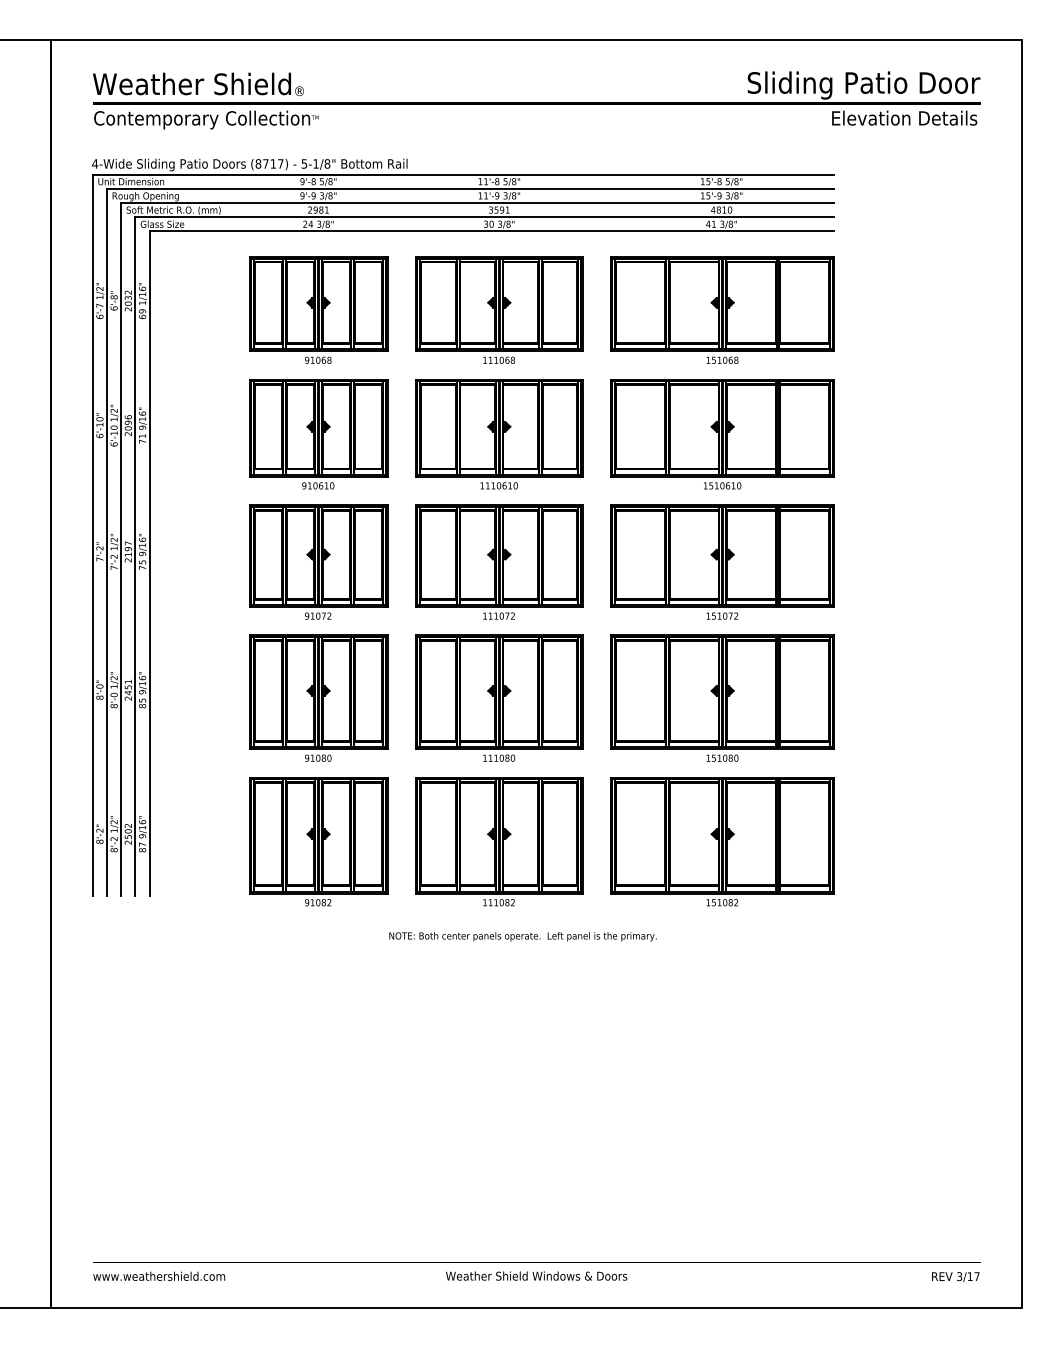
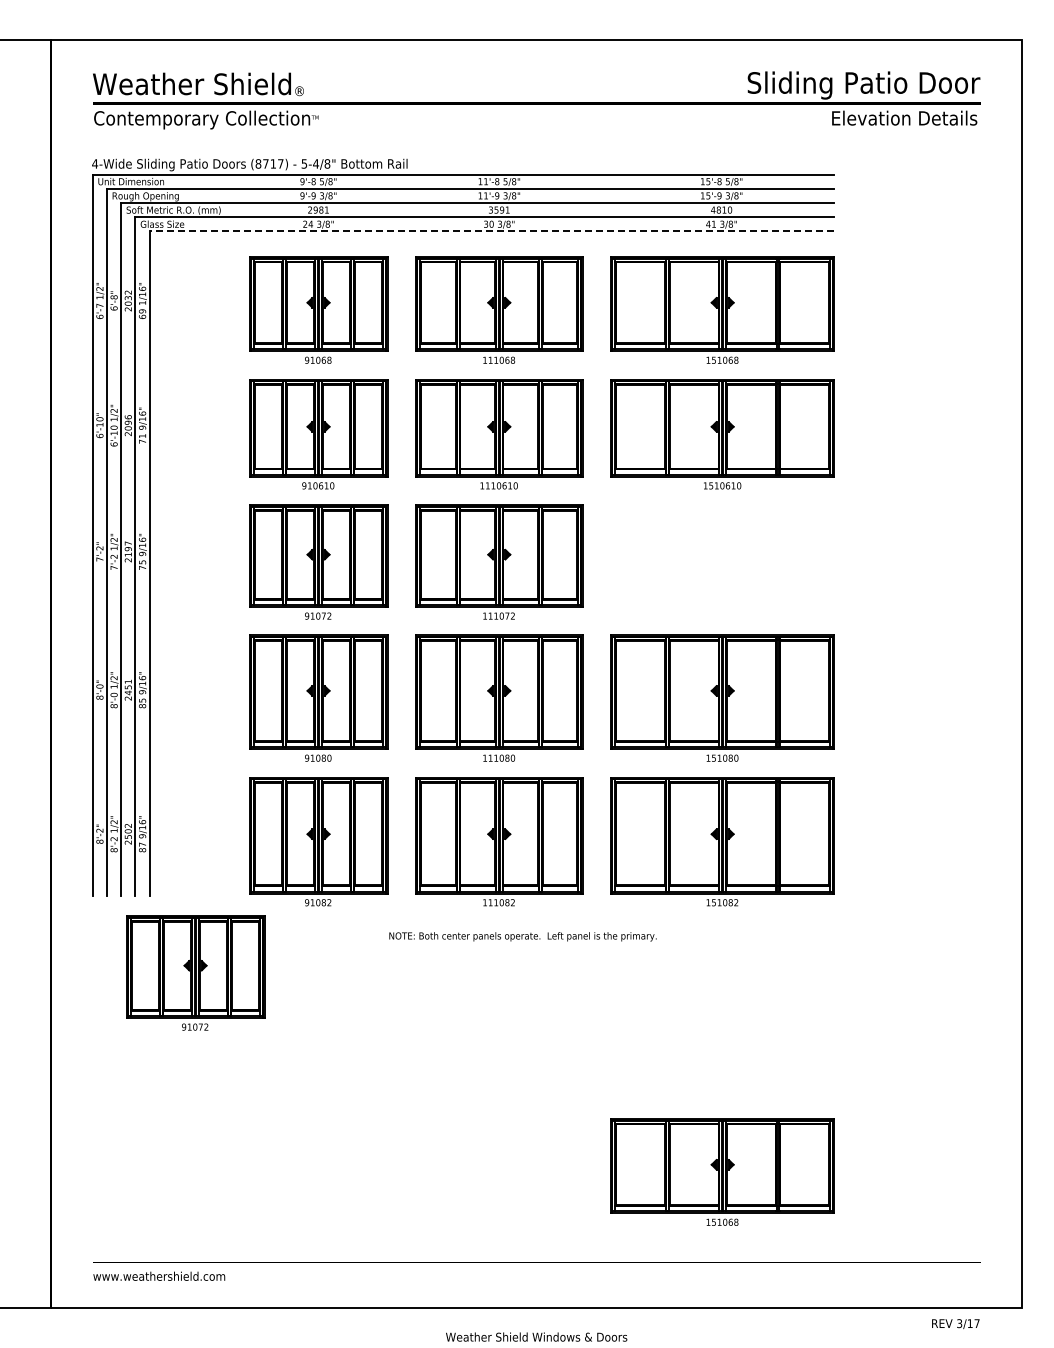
text: 5-1/8" -> 5-4/8" (316, 163)
line: solid -> dashed (491, 231)
part: present -> none (722, 561)
part: none -> present (195, 972)
part: none -> present (722, 1171)
text position: (536, 1275) -> (536, 1336) (536, 1336)
text position: (955, 1277) -> (955, 1324) (955, 1324)
